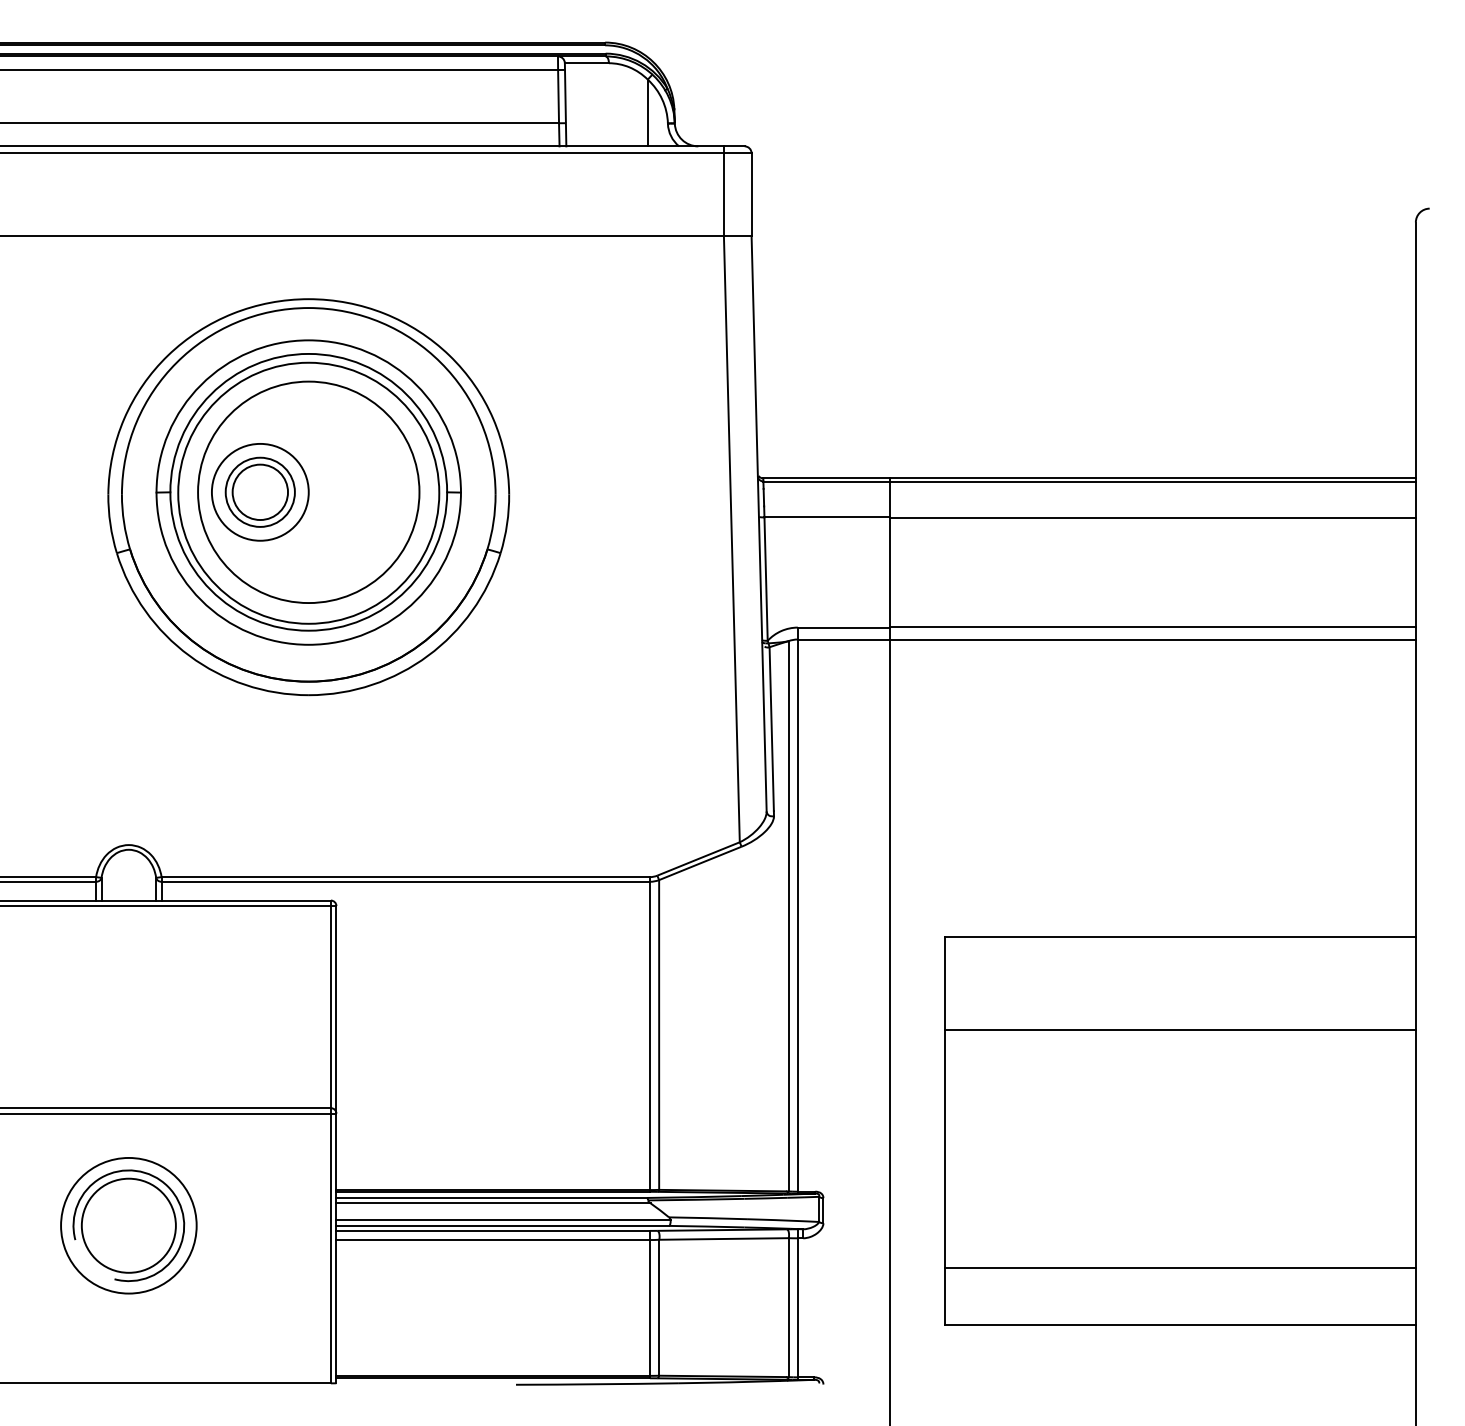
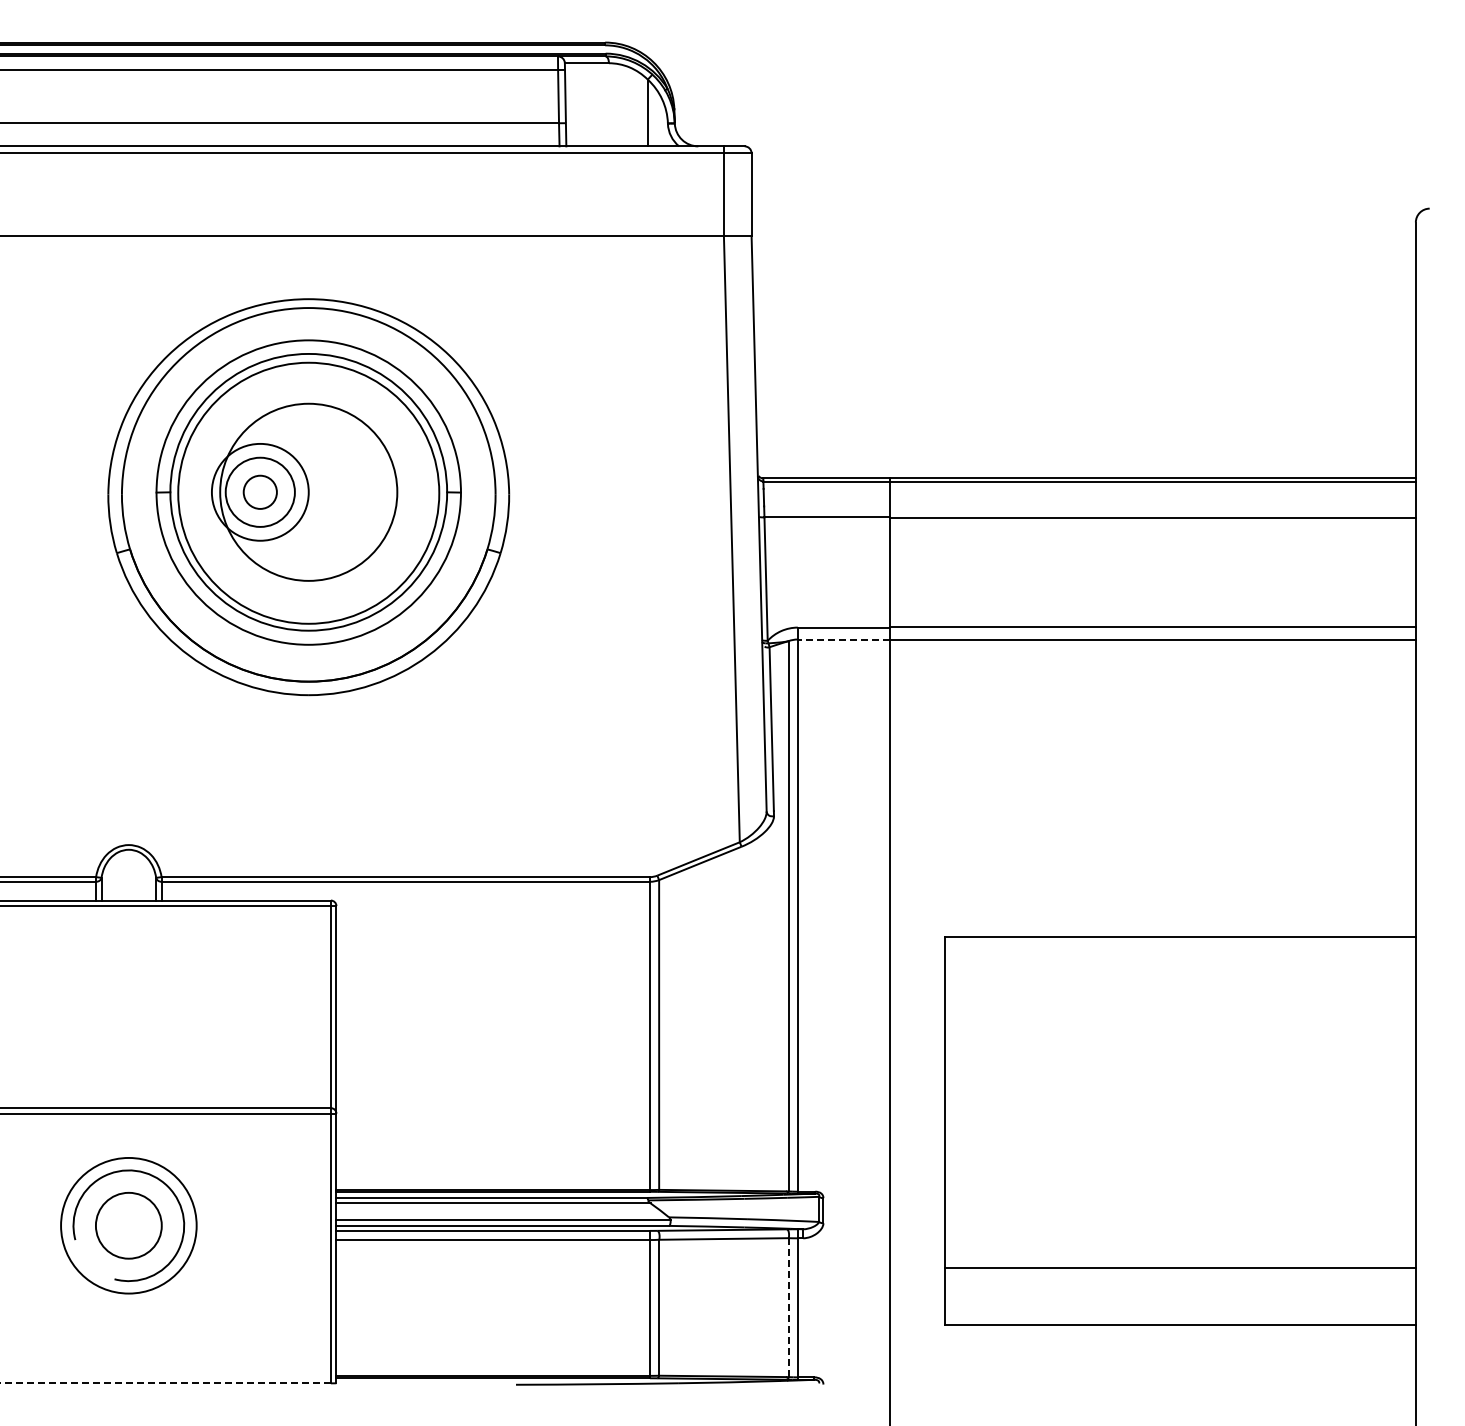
circle diameter: 55 px -> 33 px (259, 491)
circle diameter: 221 px -> 177 px (308, 491)
line: solid -> dashed (843, 639)
line: present -> none (1180, 1029)
circle diameter: 94 px -> 66 px (128, 1225)
line: solid -> dashed (788, 1308)
line: solid -> dashed (165, 1383)
